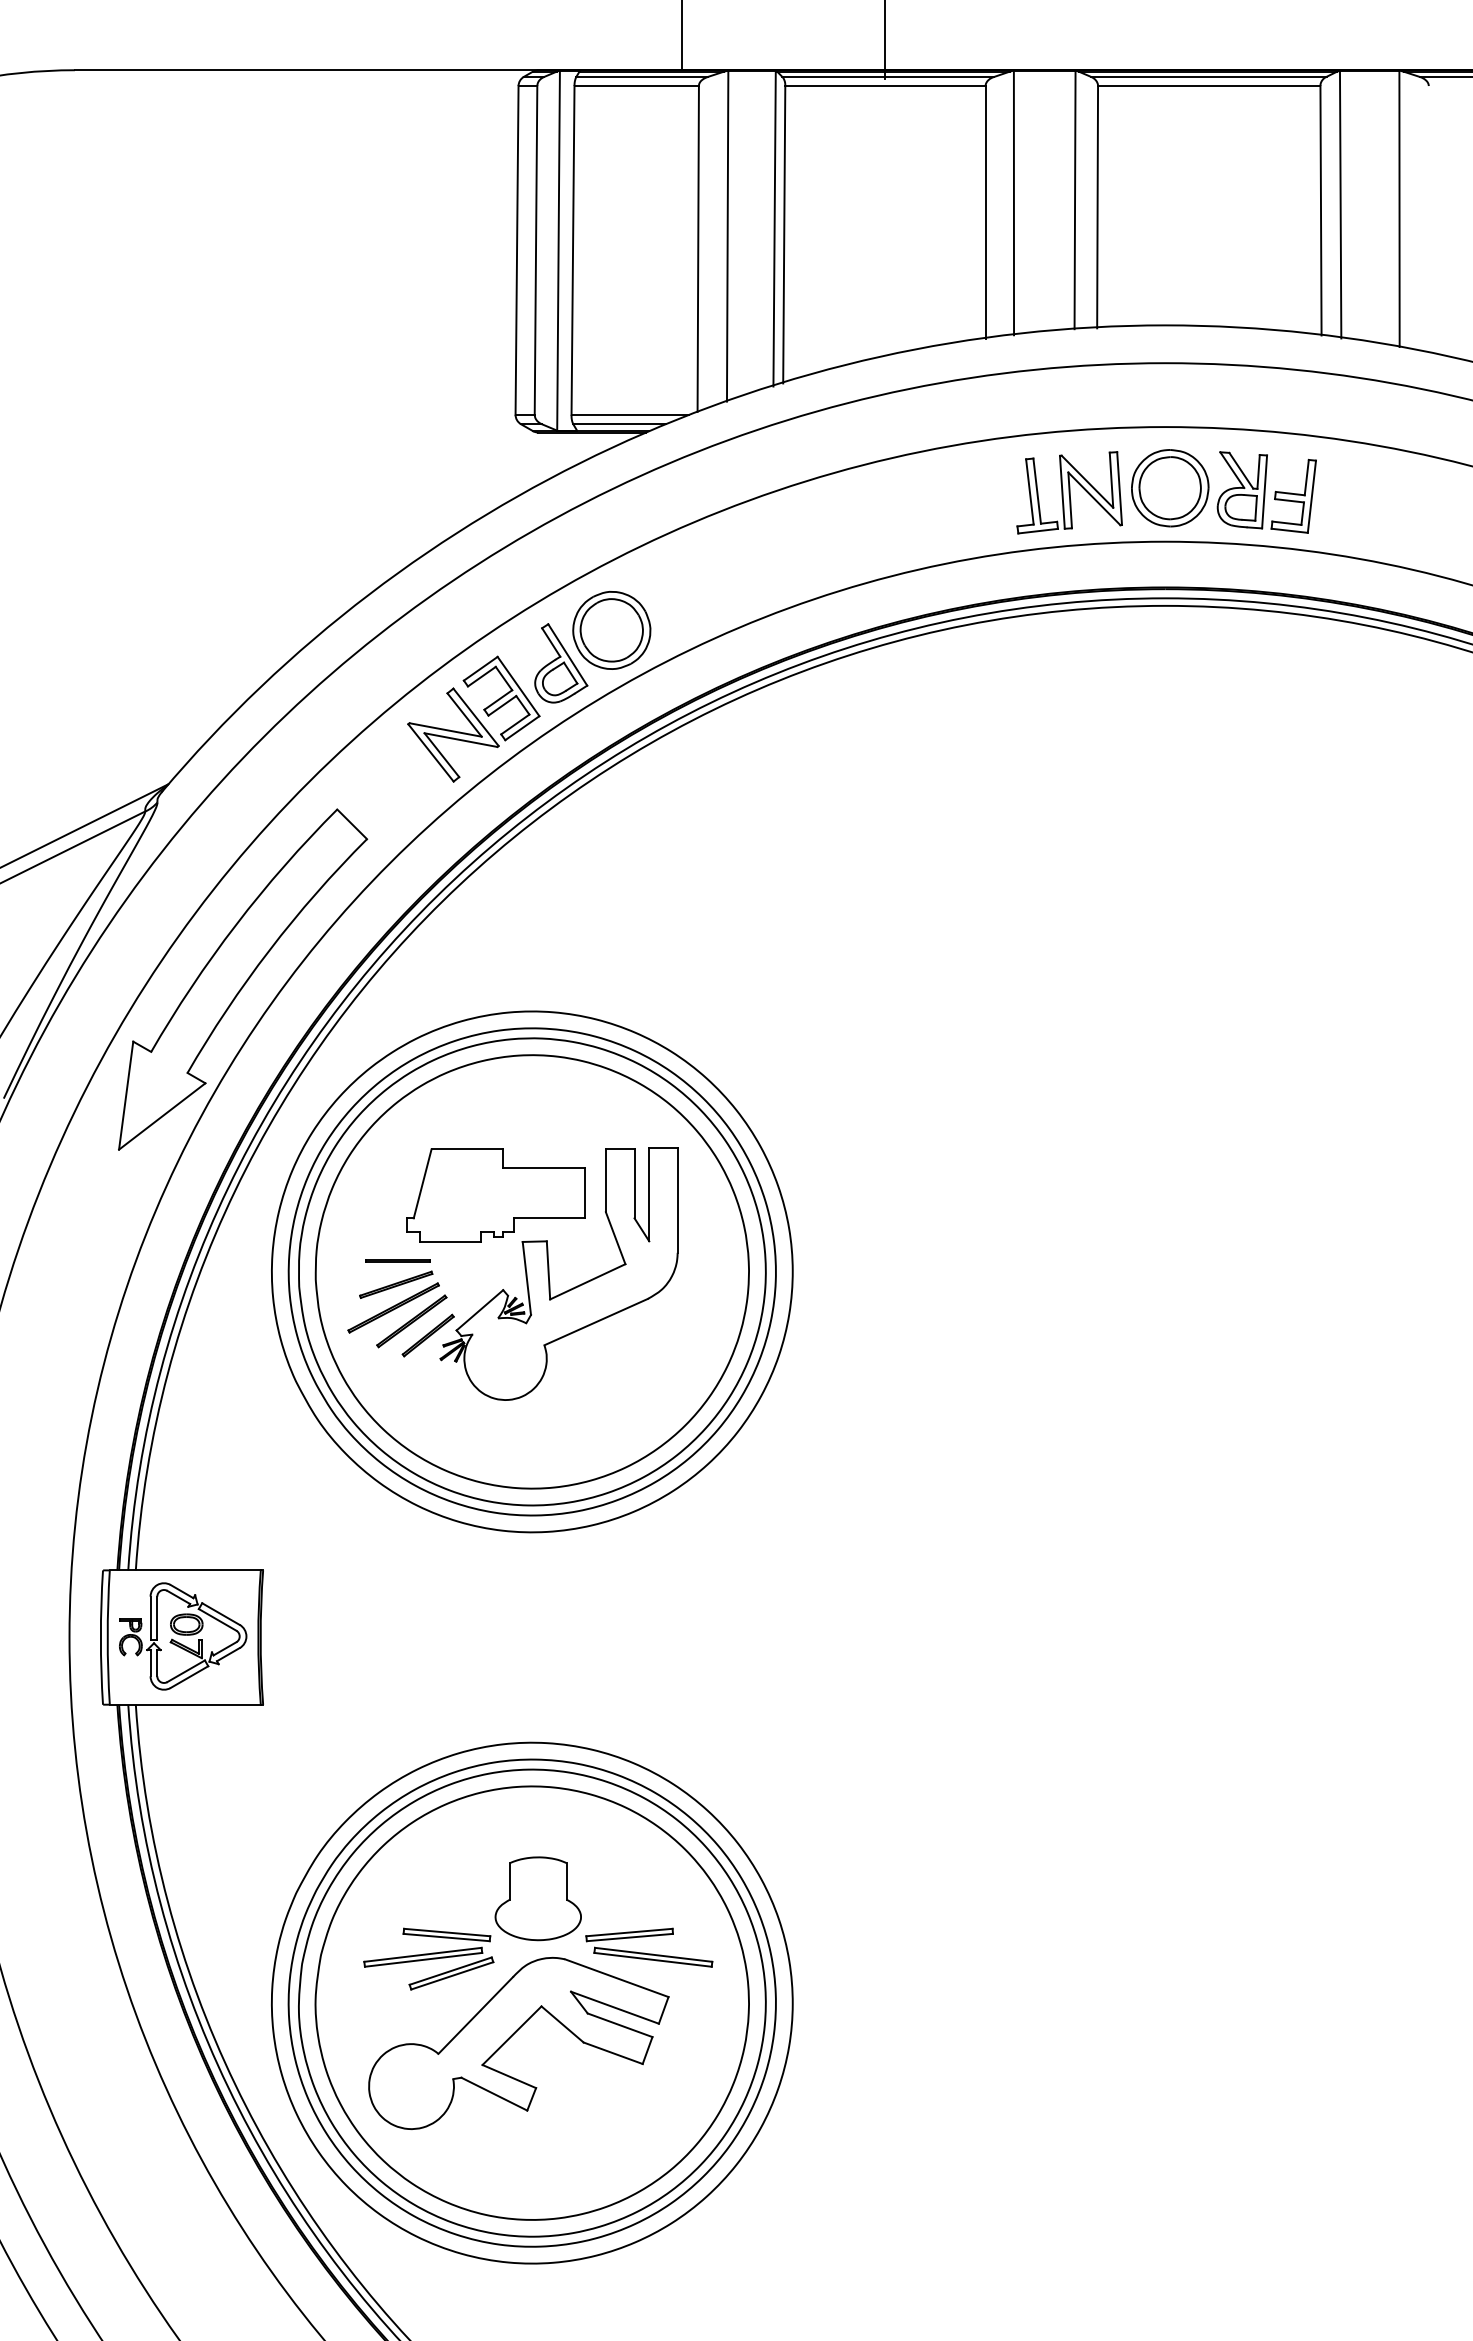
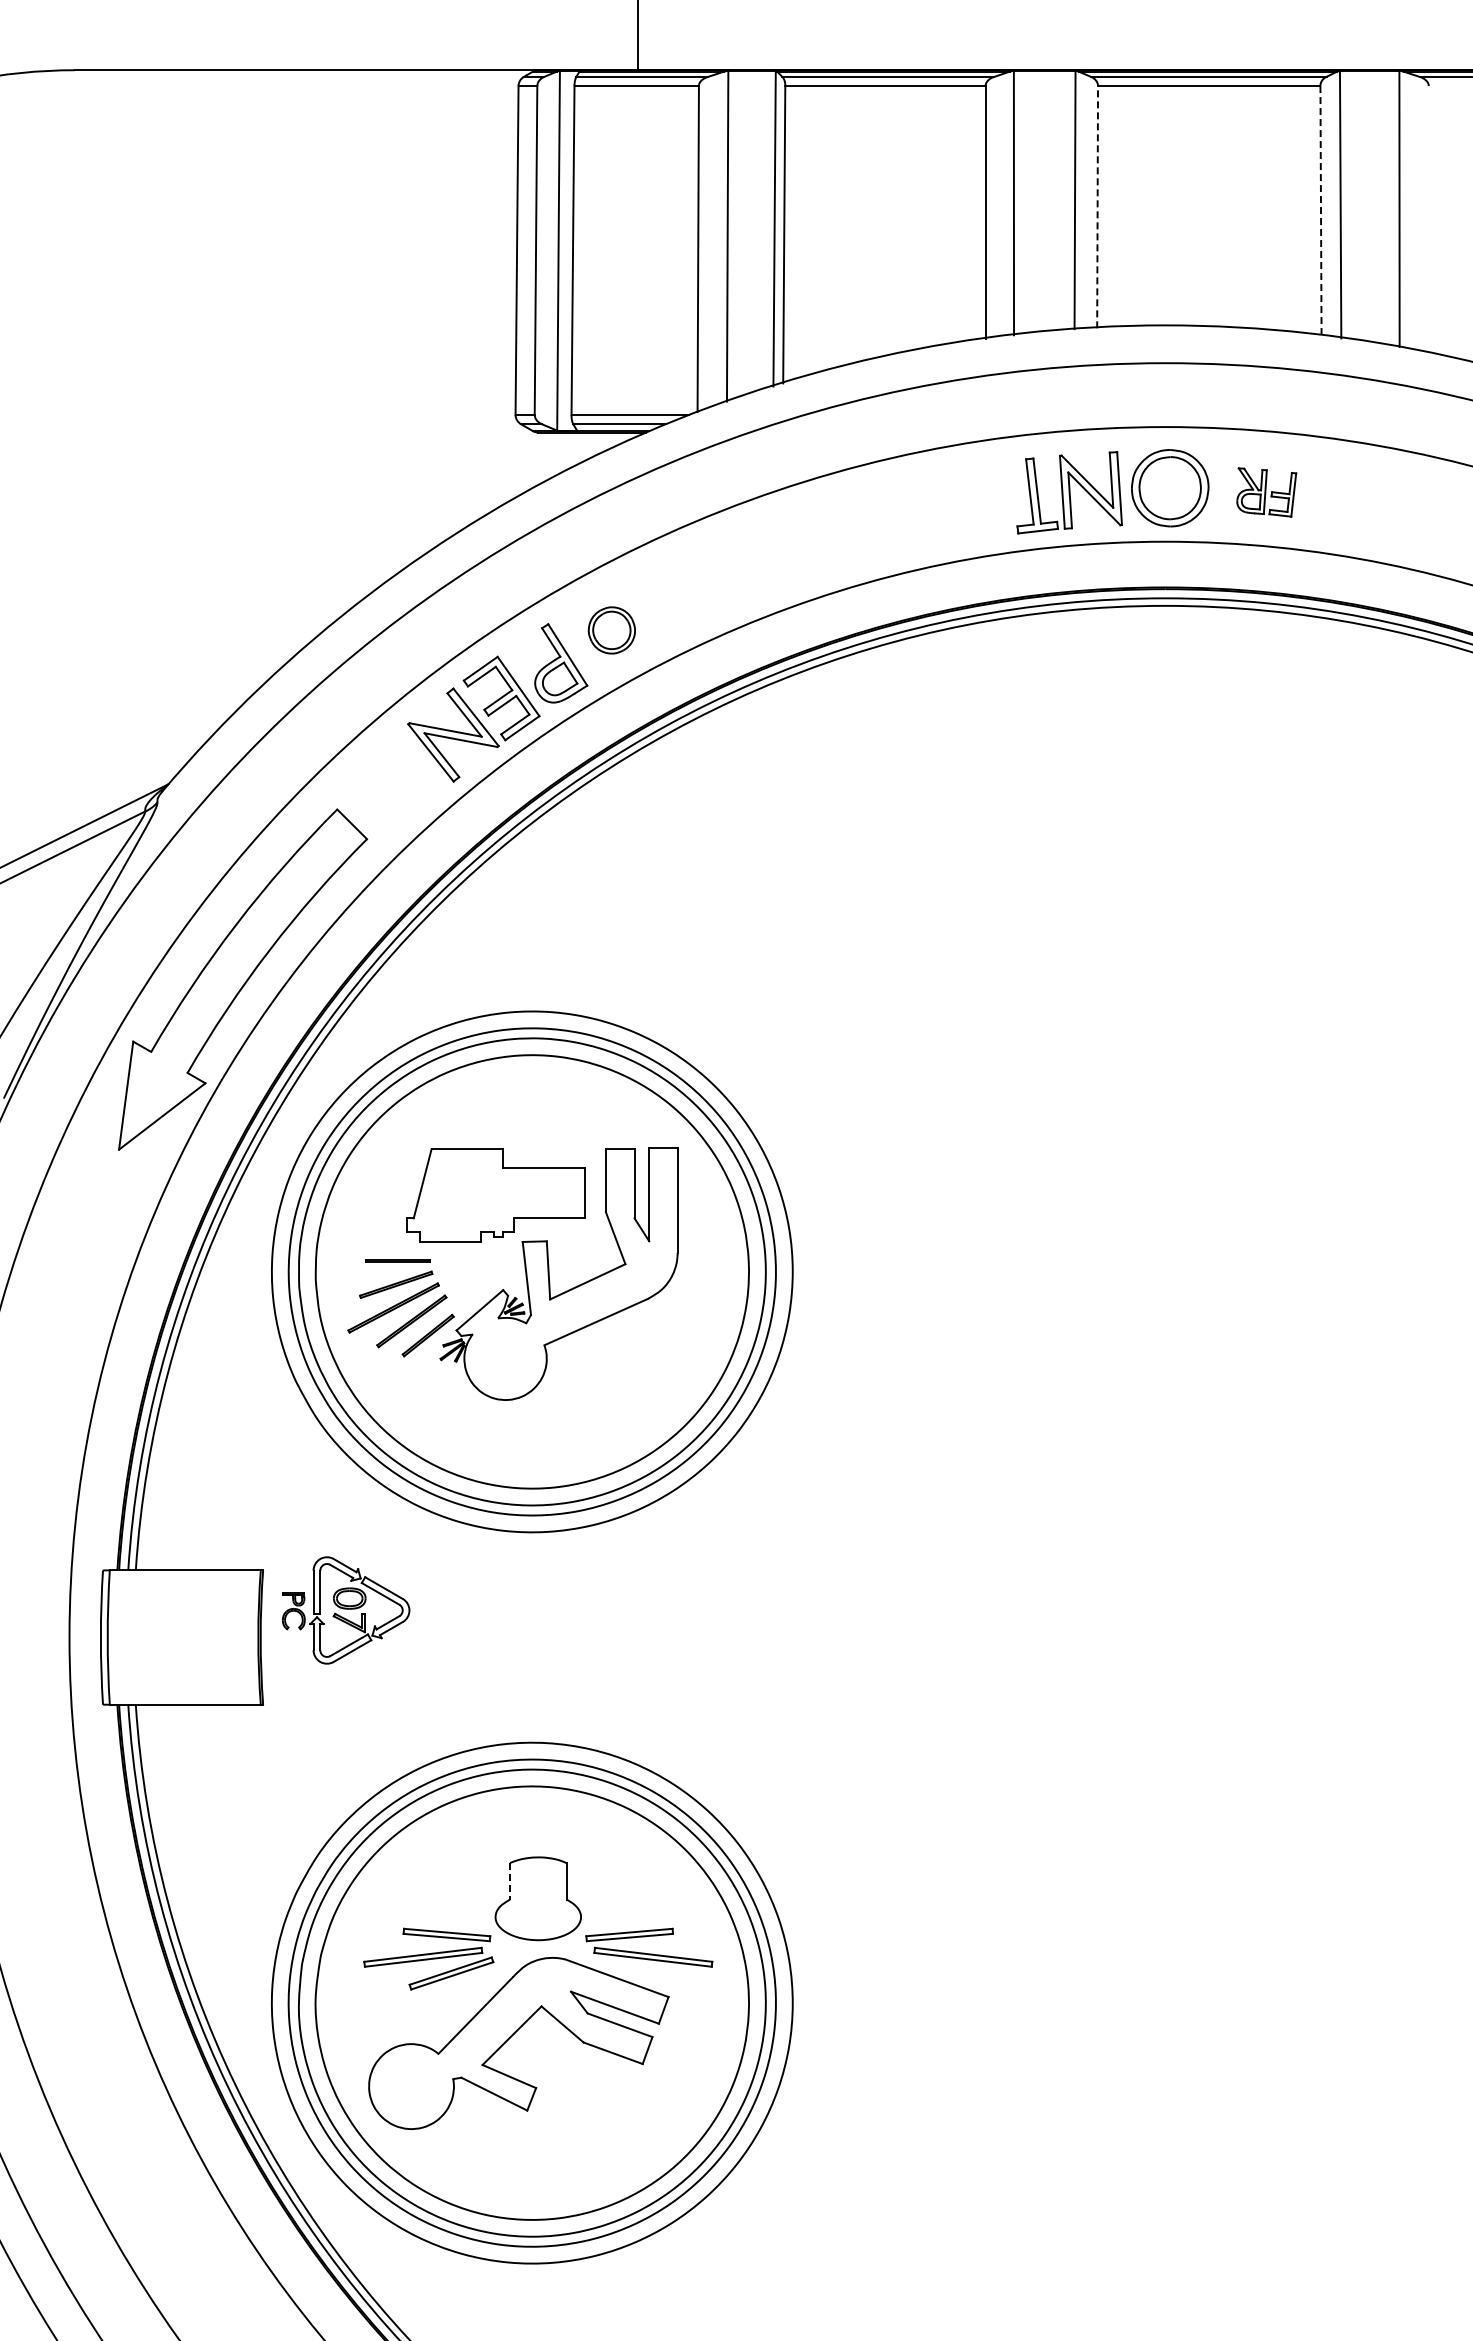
line position: (682, 36) -> (638, 36) (638, 36)
line: present -> none (884, 40)
line: solid -> dashed (1097, 206)
line: solid -> dashed (1321, 210)
part size: 101x83 px -> 62x51 px (1266, 492)
part size: 80x79 px -> 49x49 px (611, 630)
part position: (183, 1636) -> (346, 1610) (346, 1610)
line: solid -> dashed (510, 1881)
